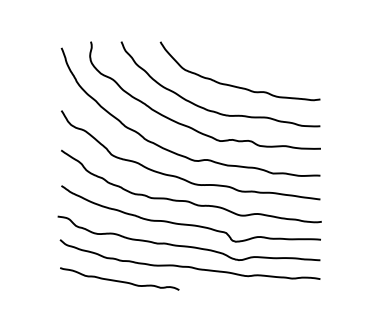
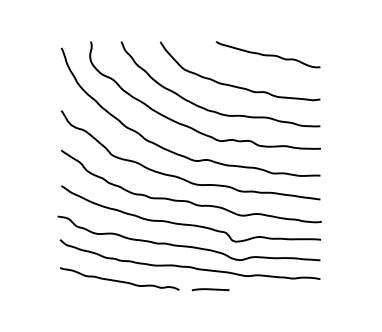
curve: none -> present (267, 54)
line: none -> present (210, 289)
